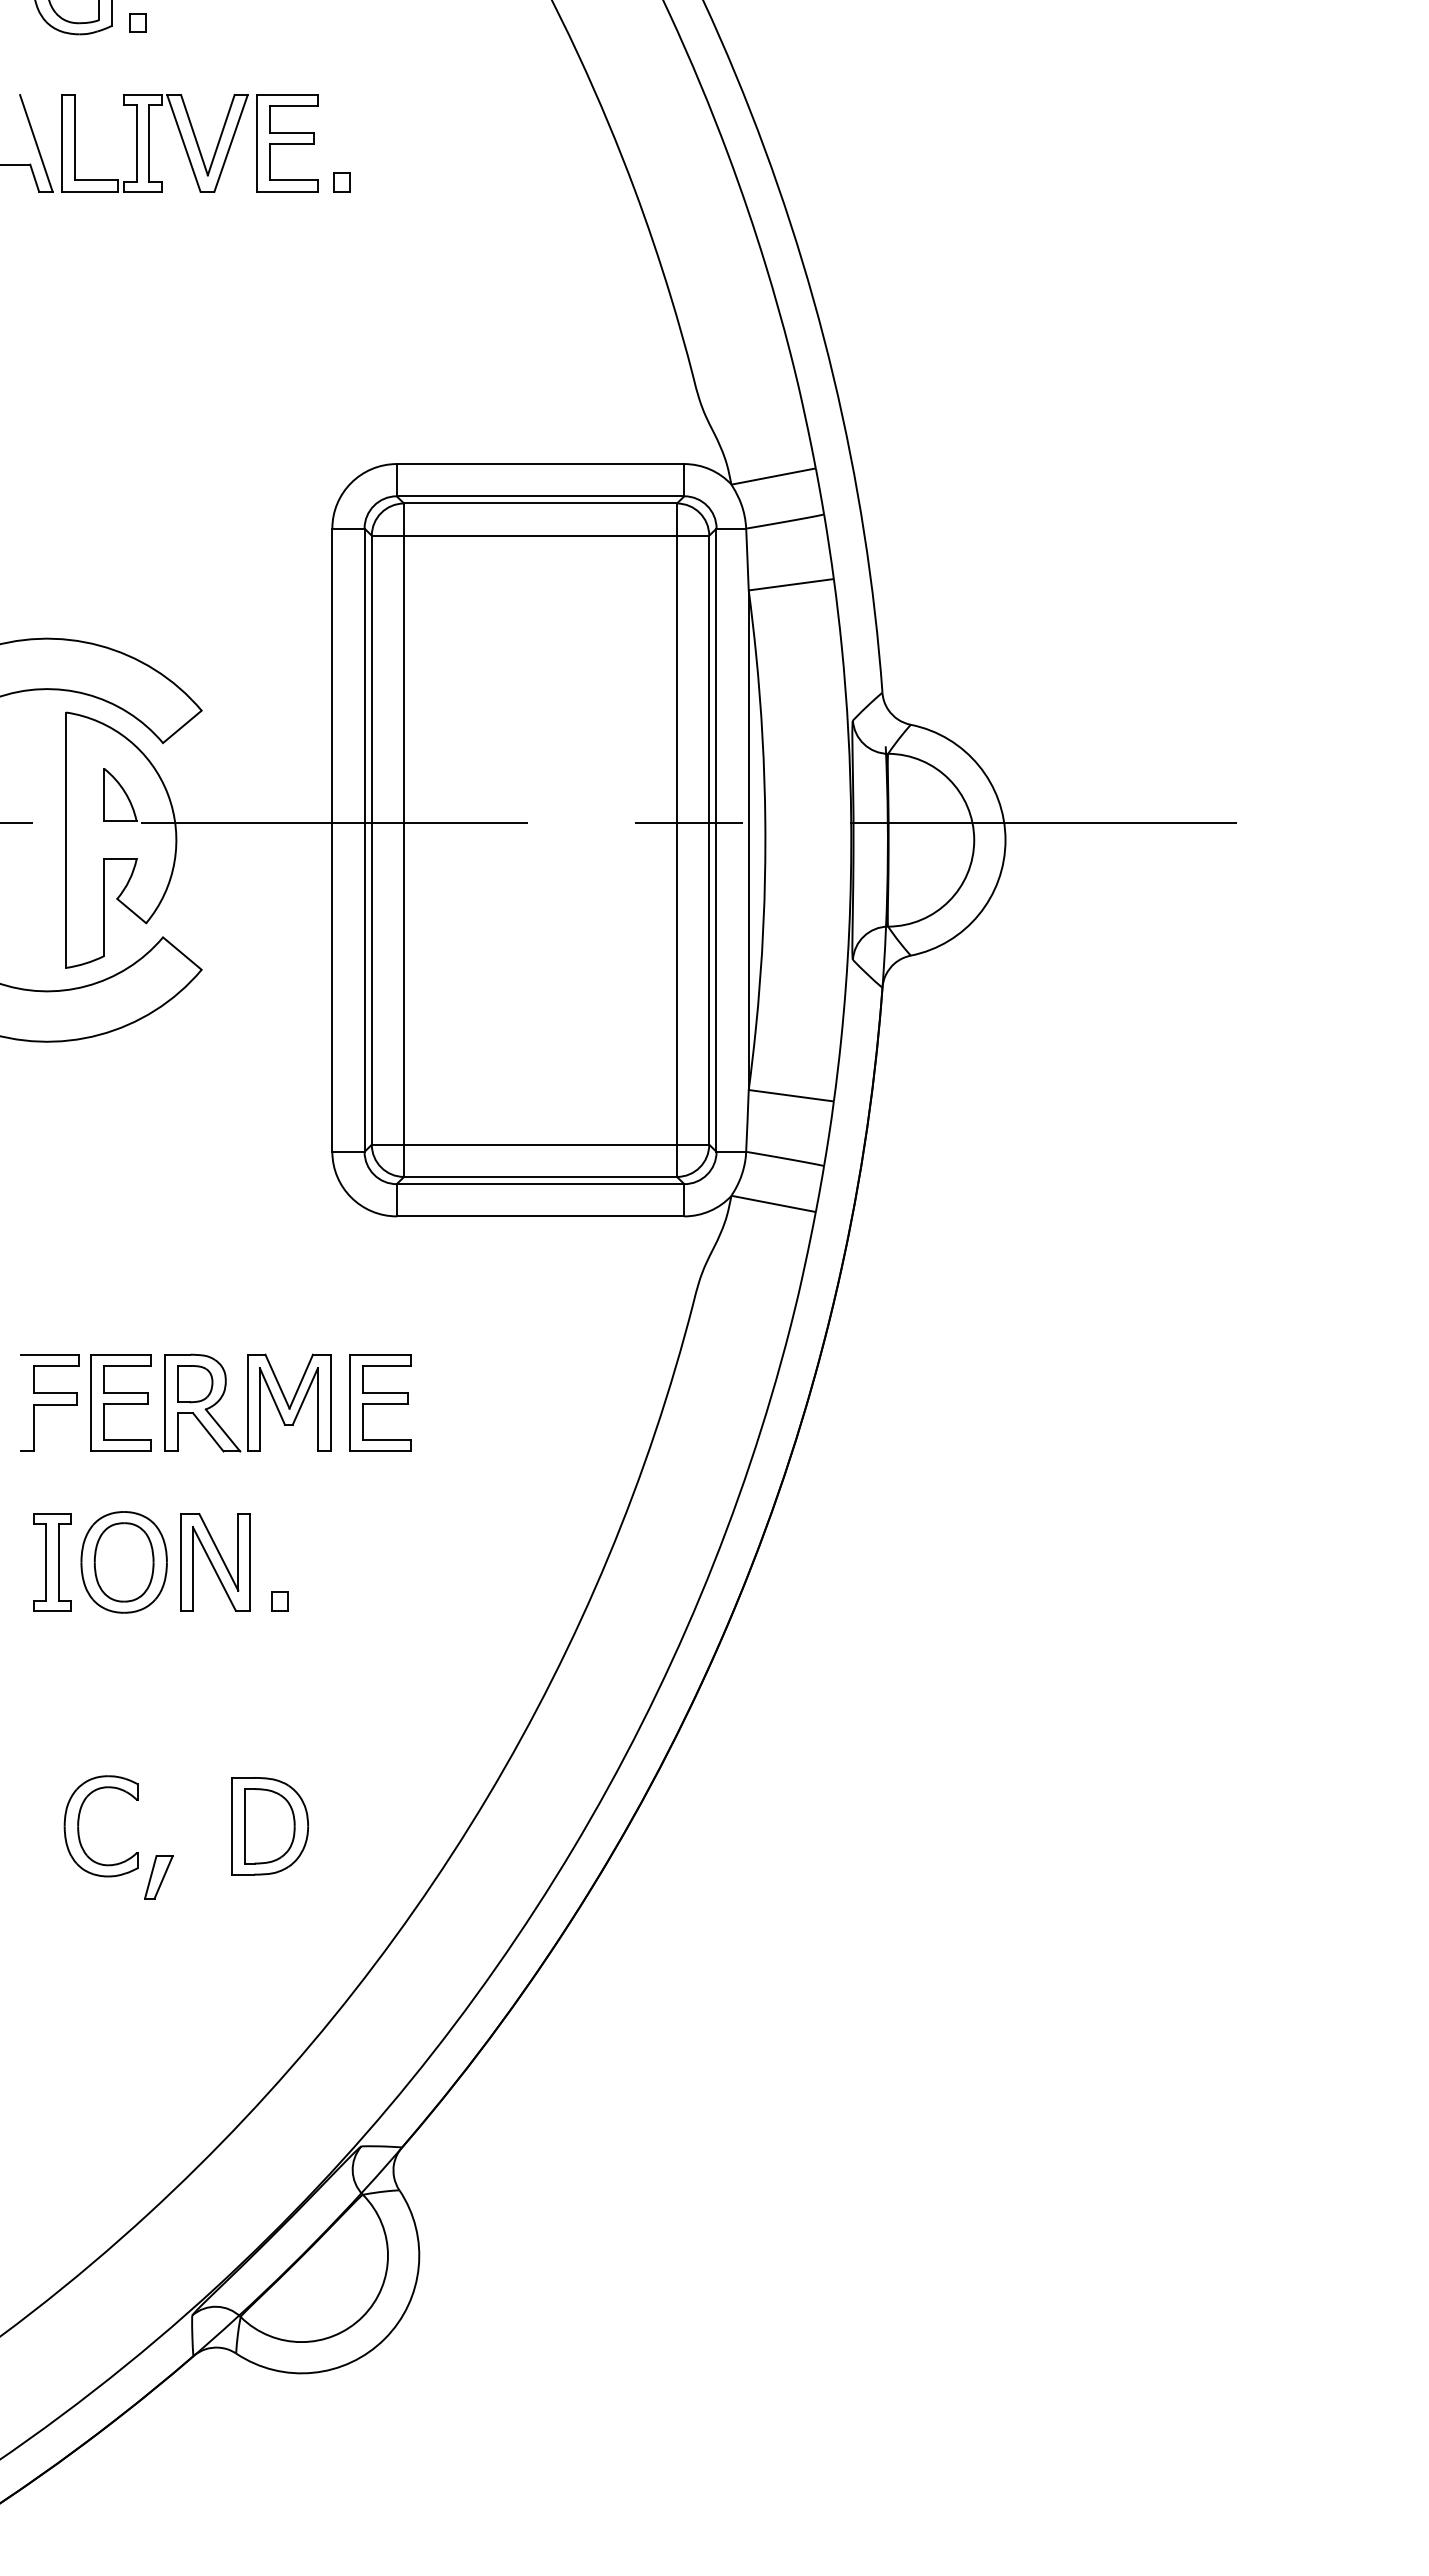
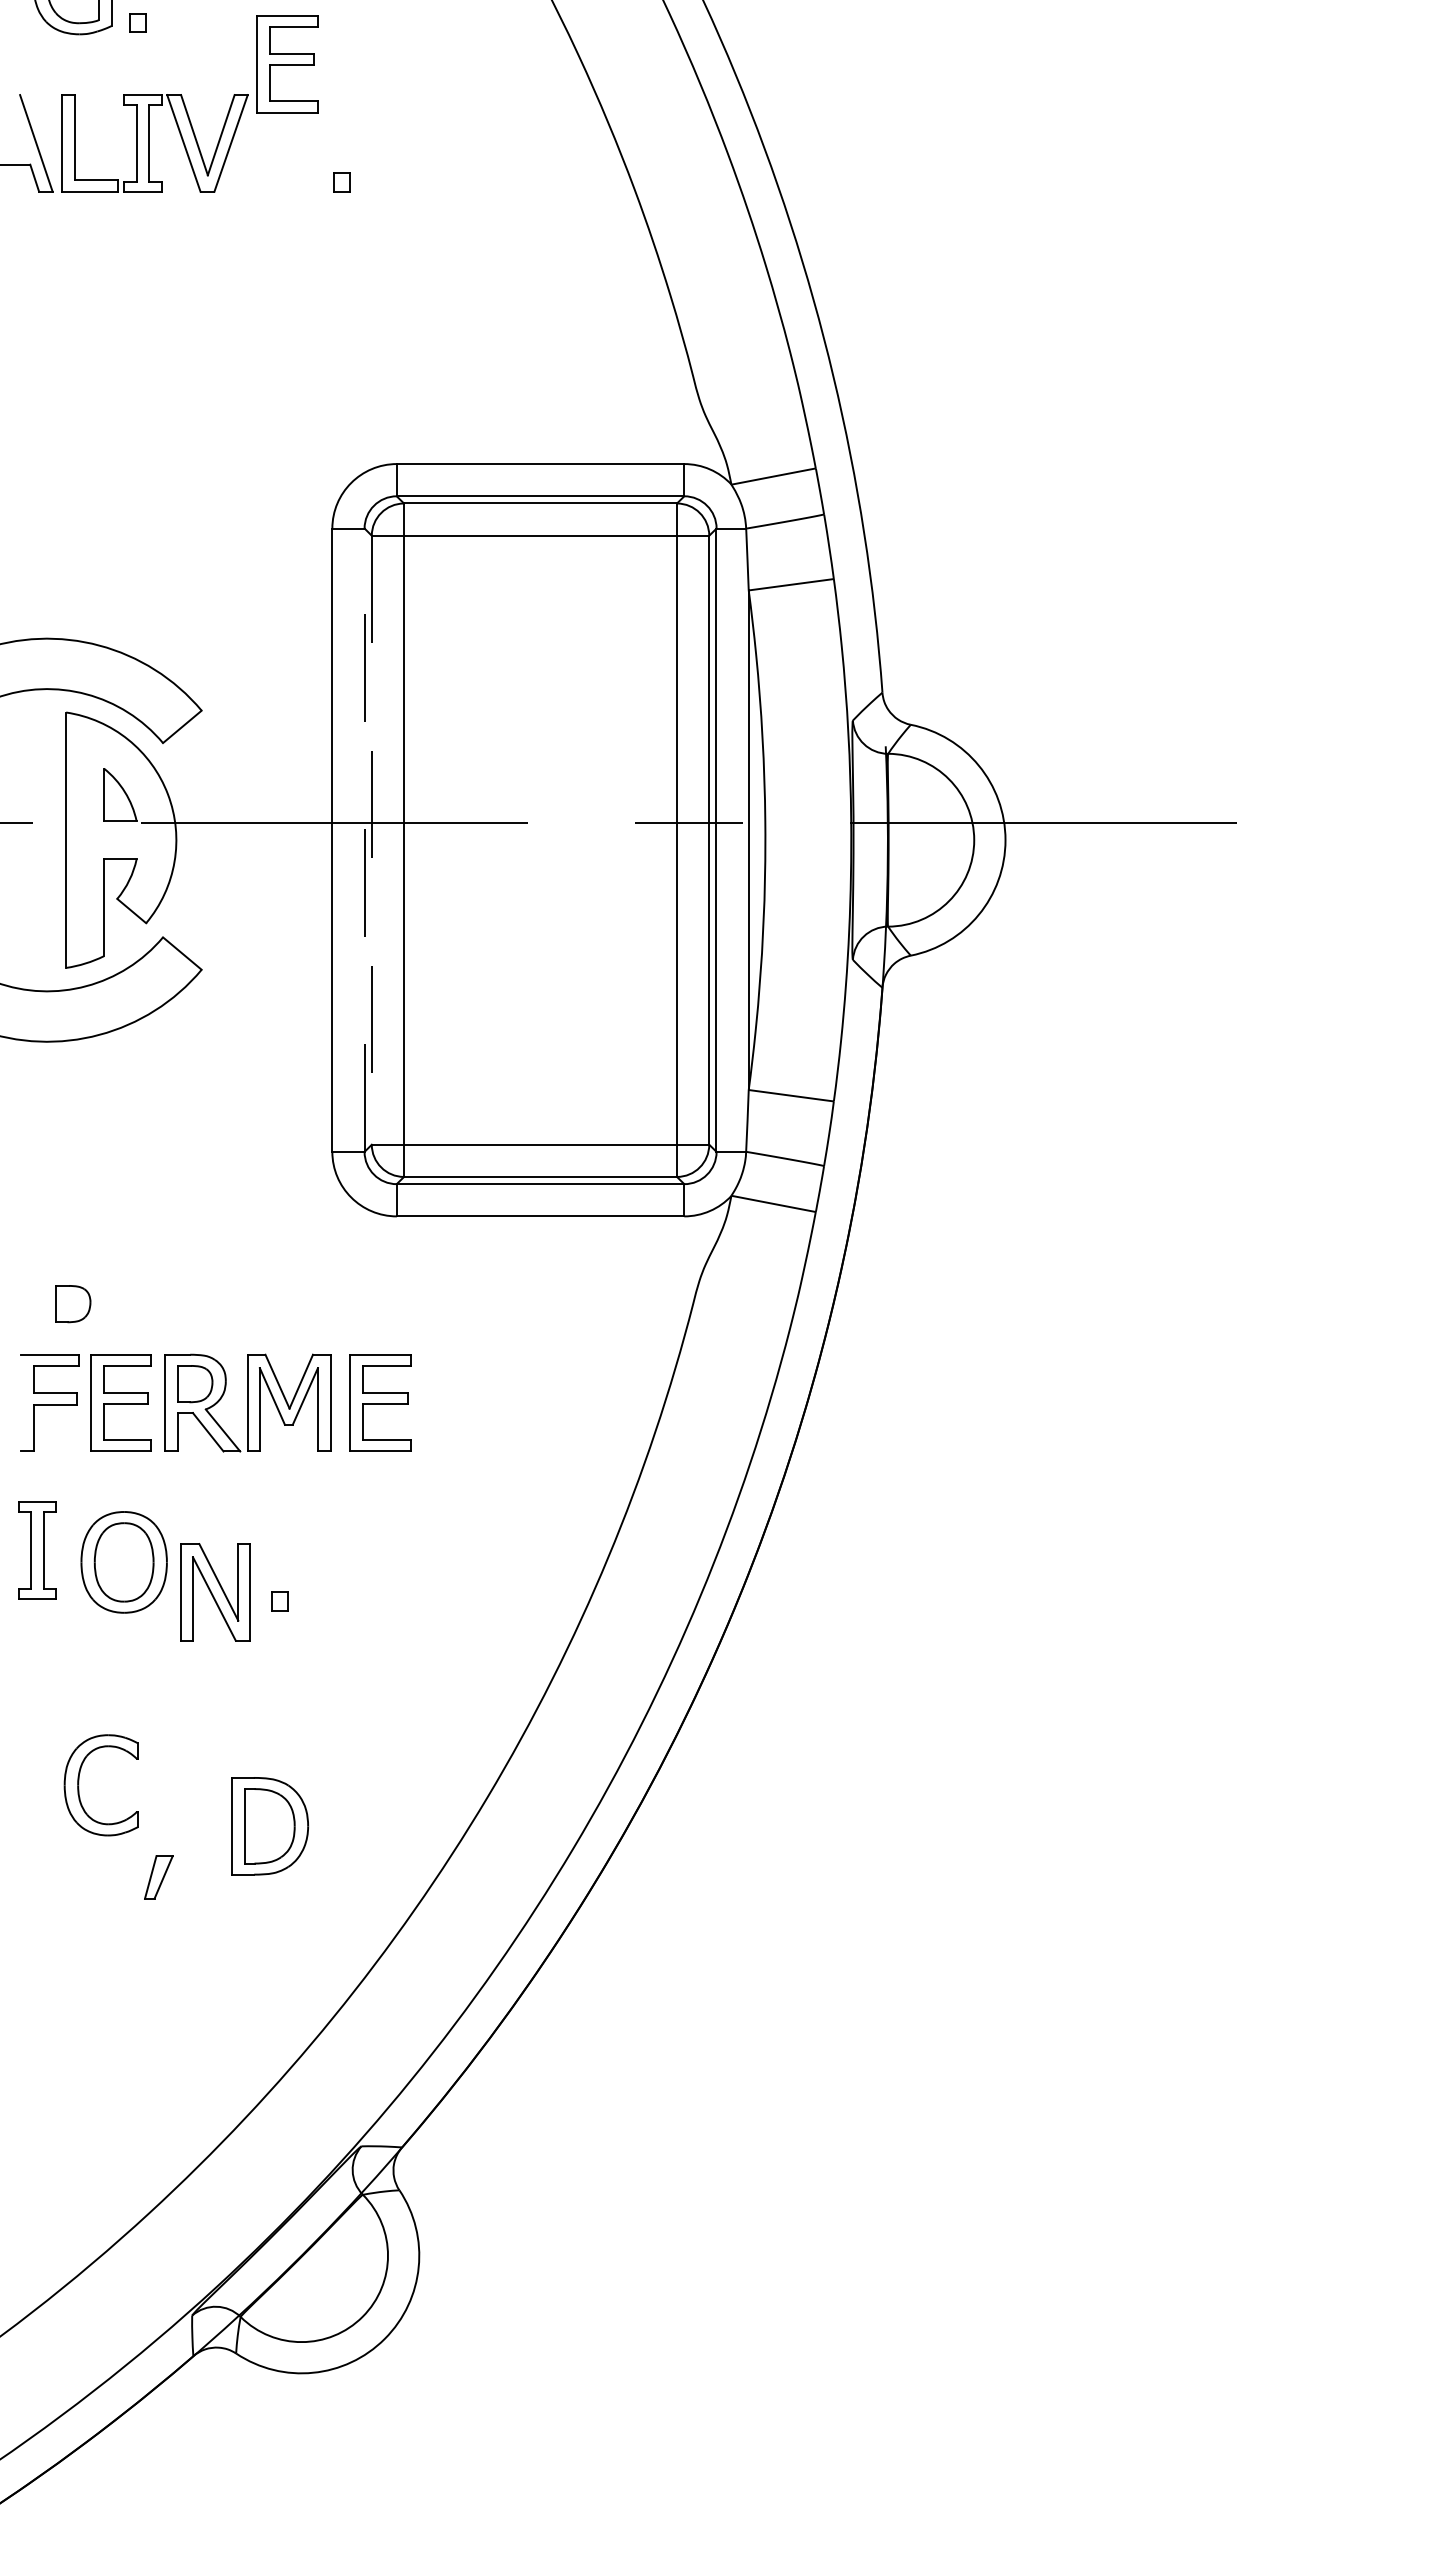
part position: (287, 143) -> (287, 64) (287, 64)
line: solid -> dashed (364, 840)
line: solid -> dashed (371, 840)
part: none -> present (73, 1304)
part position: (52, 1562) -> (37, 1550) (37, 1550)
part position: (215, 1562) -> (215, 1592) (215, 1592)
part position: (79, 1826) -> (79, 1785) (79, 1785)
